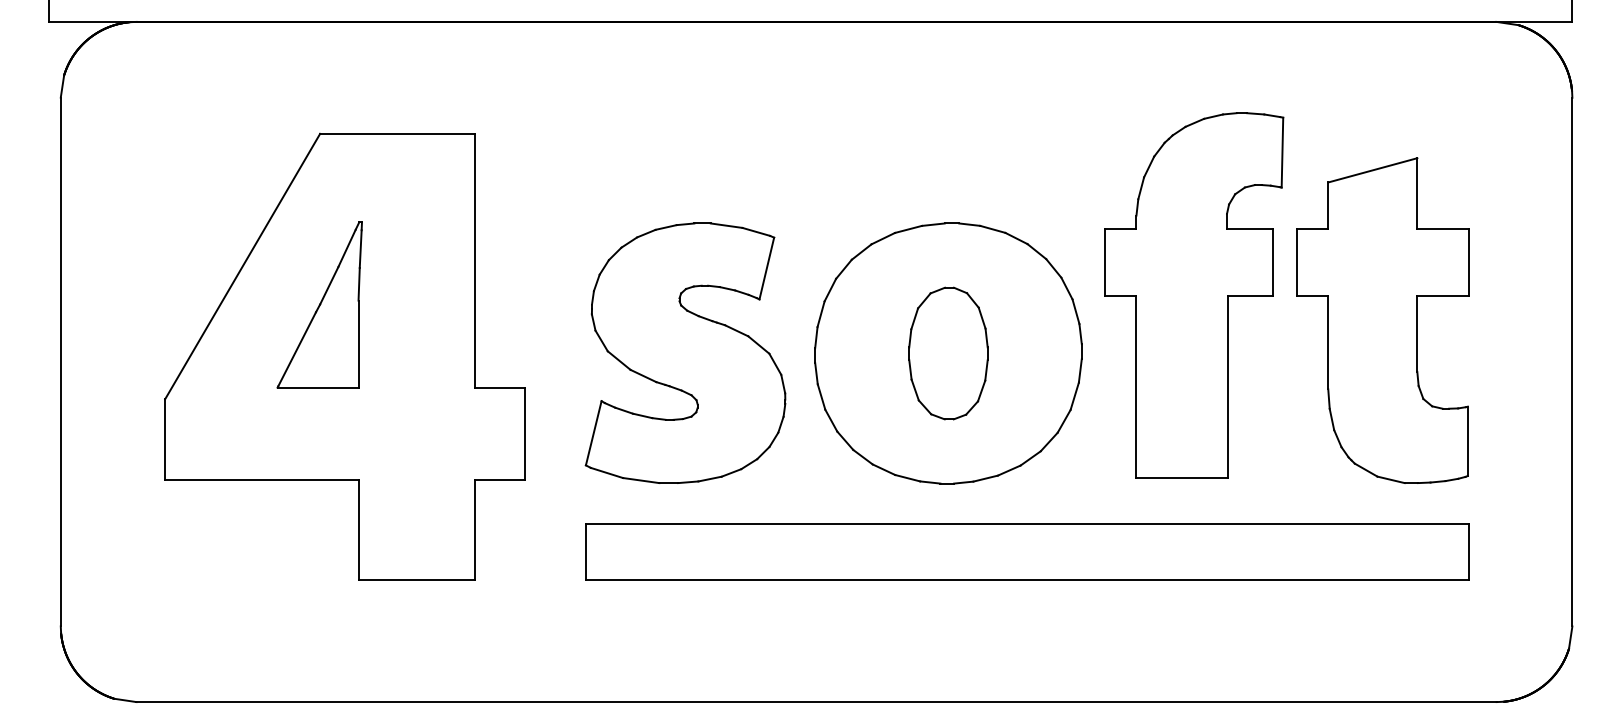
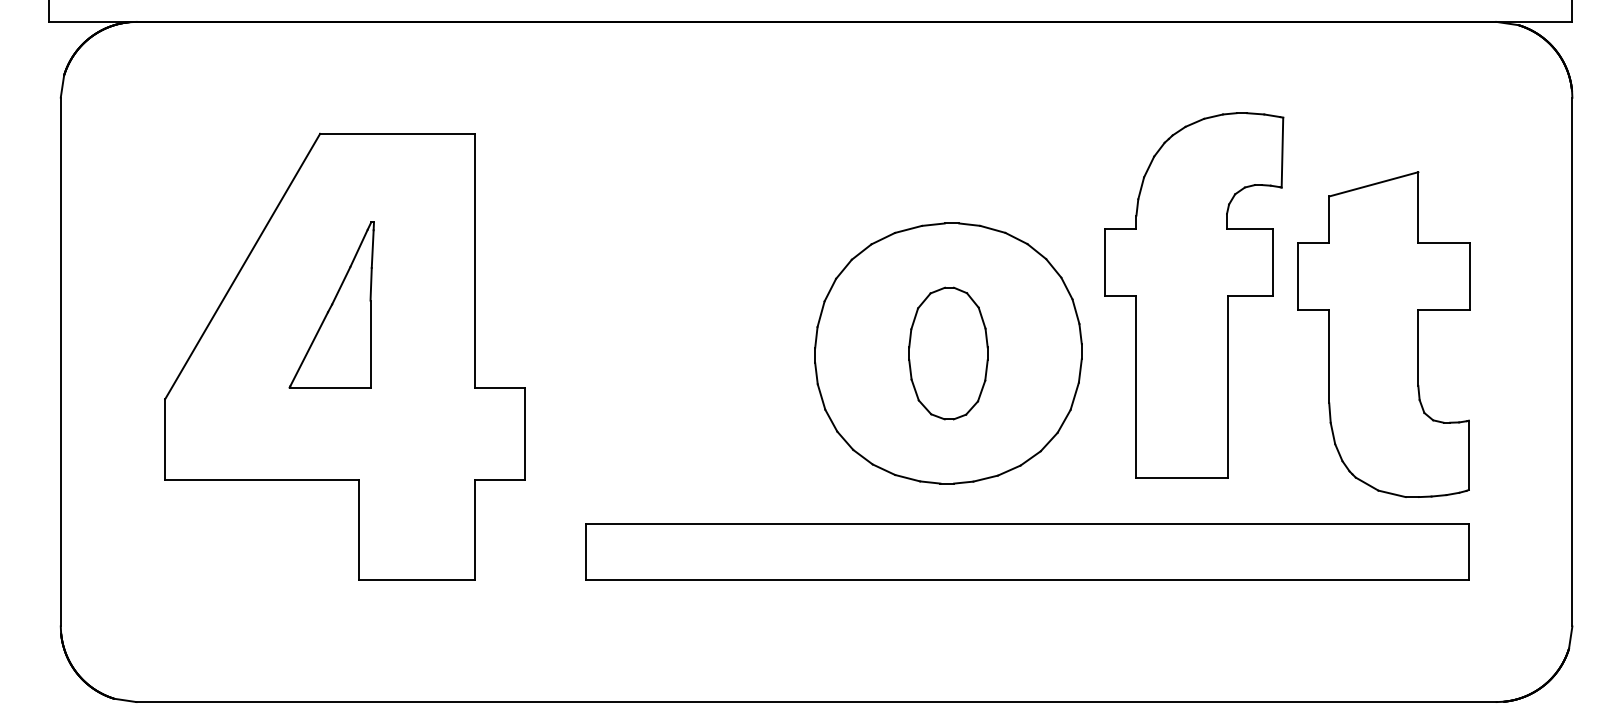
part position: (319, 304) -> (331, 304) (331, 304)
part position: (1382, 320) -> (1383, 334) (1383, 334)
part: present -> none (685, 352)
